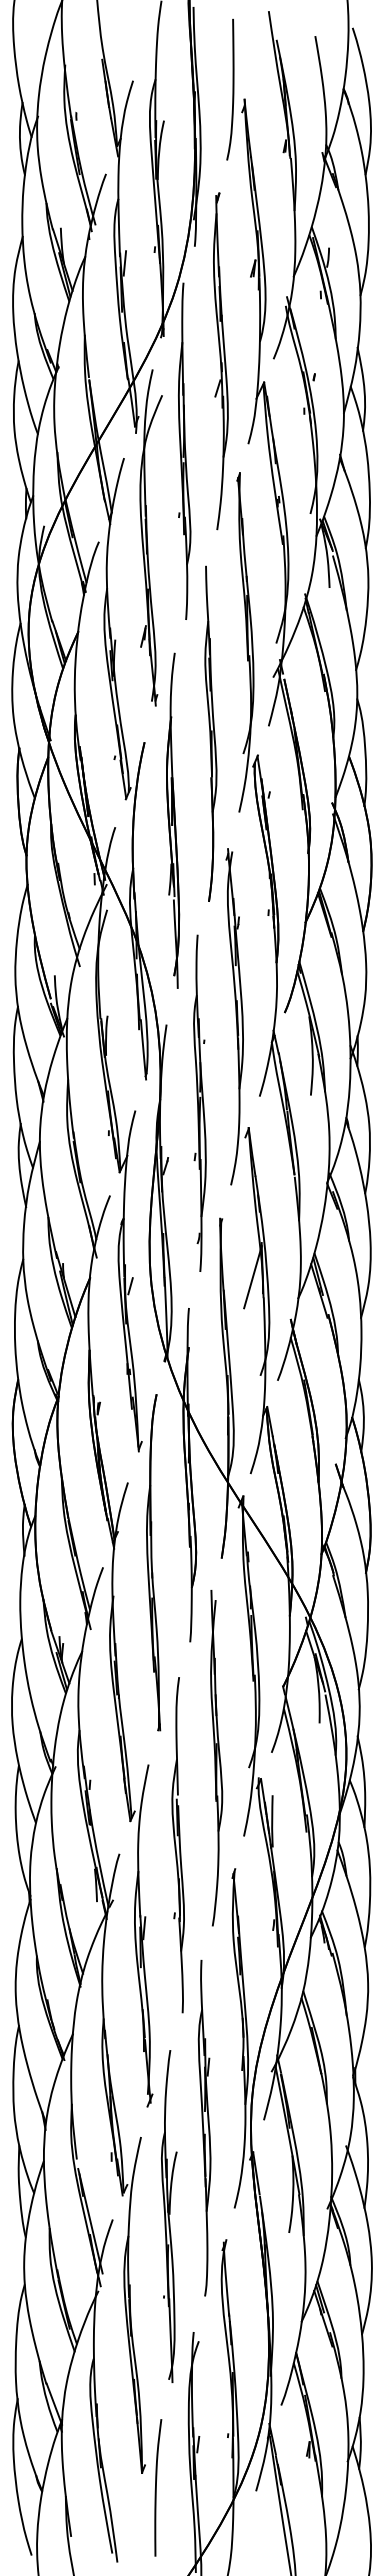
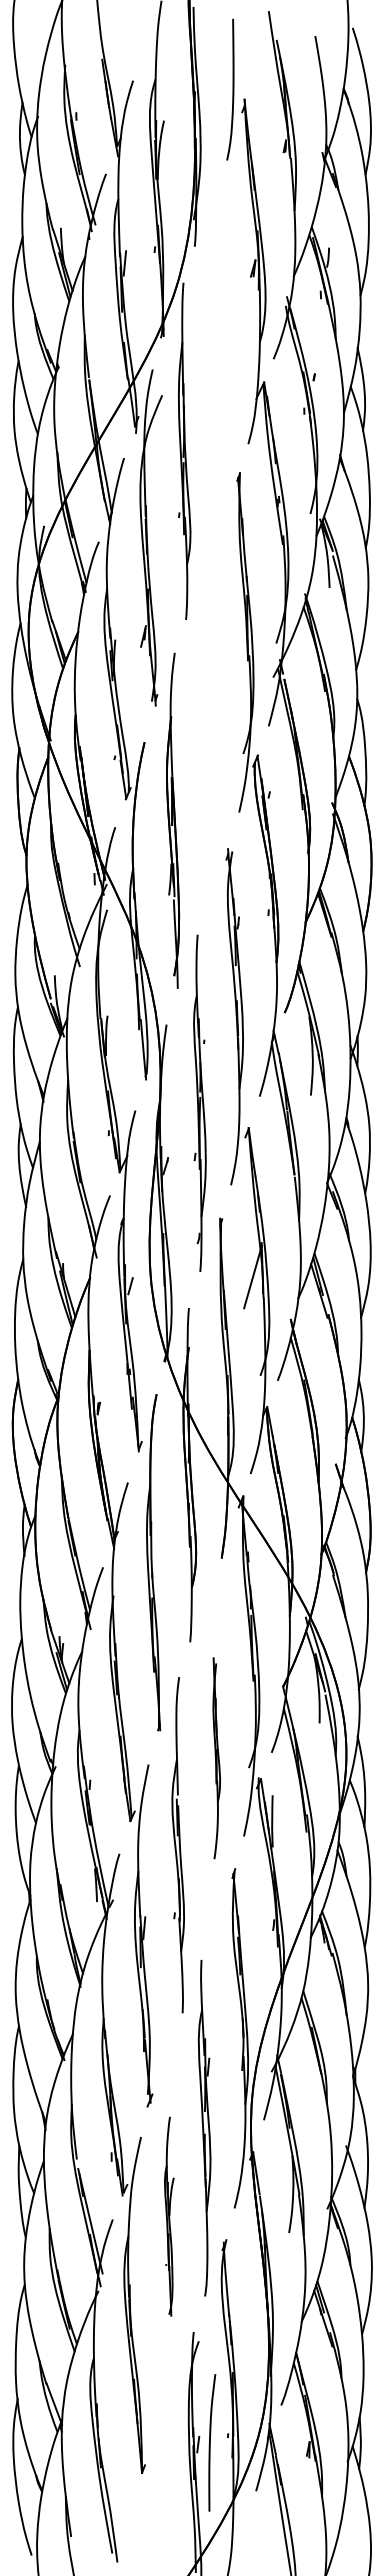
part: present -> none (220, 361)
part: present -> none (210, 733)
part size: 14x337 px -> 9x203 px (216, 1758)
part size: 17x334 px -> 11x201 px (169, 2216)
curve position: (156, 2487) -> (210, 2442) (210, 2442)
